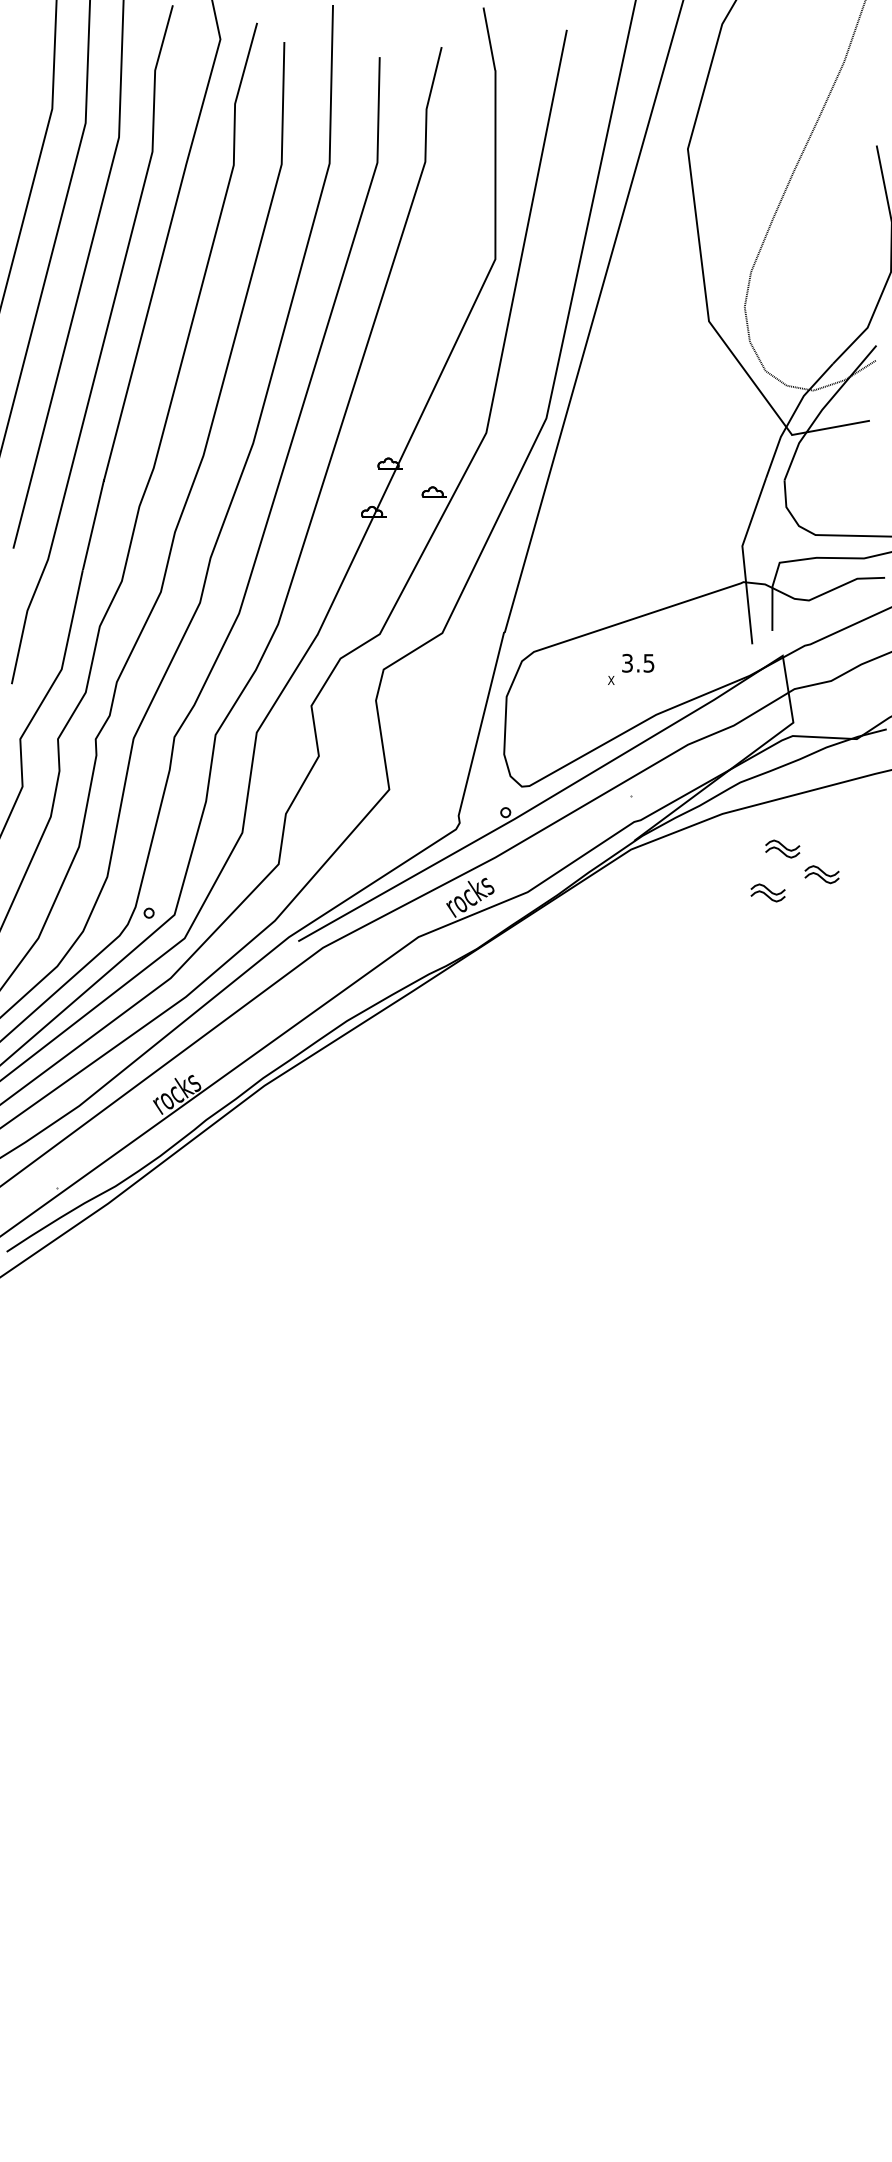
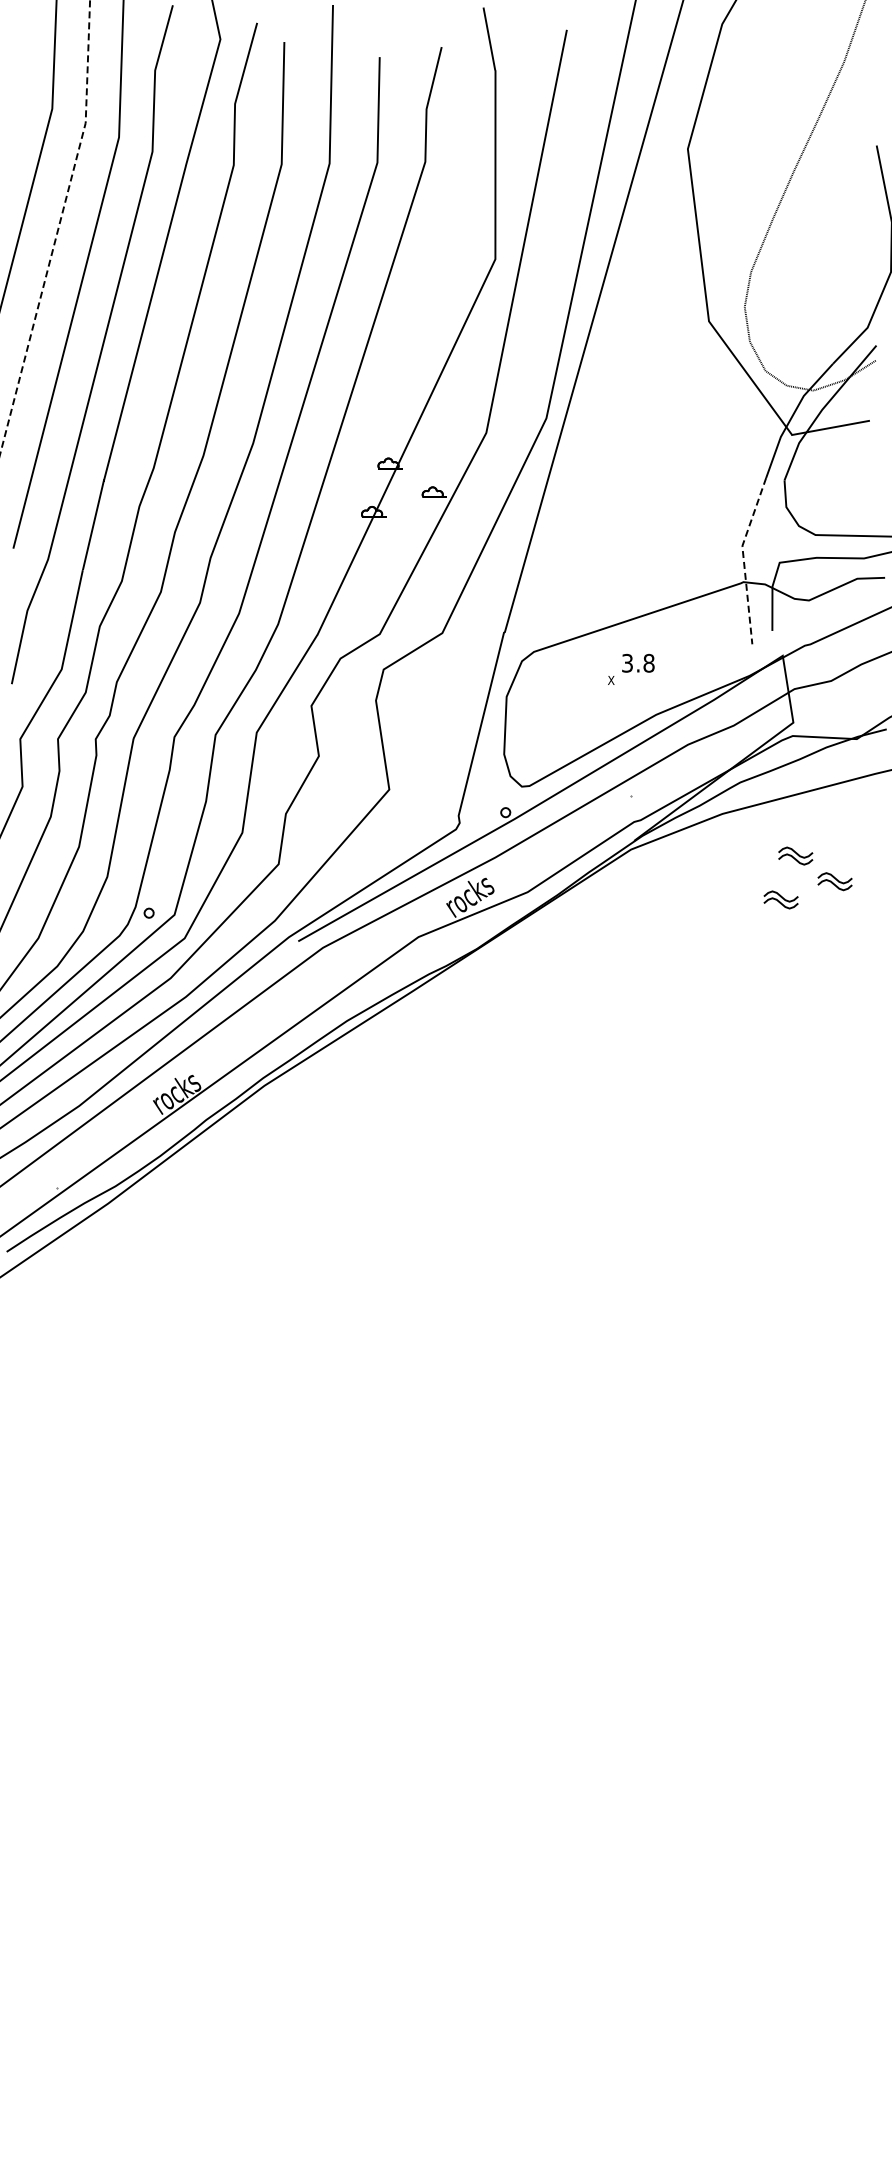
line: solid -> dashed (58, 229)
line: solid -> dashed (743, 559)
text: 3.5 -> 3.8 (648, 662)
part position: (804, 870) -> (817, 877) (817, 877)
